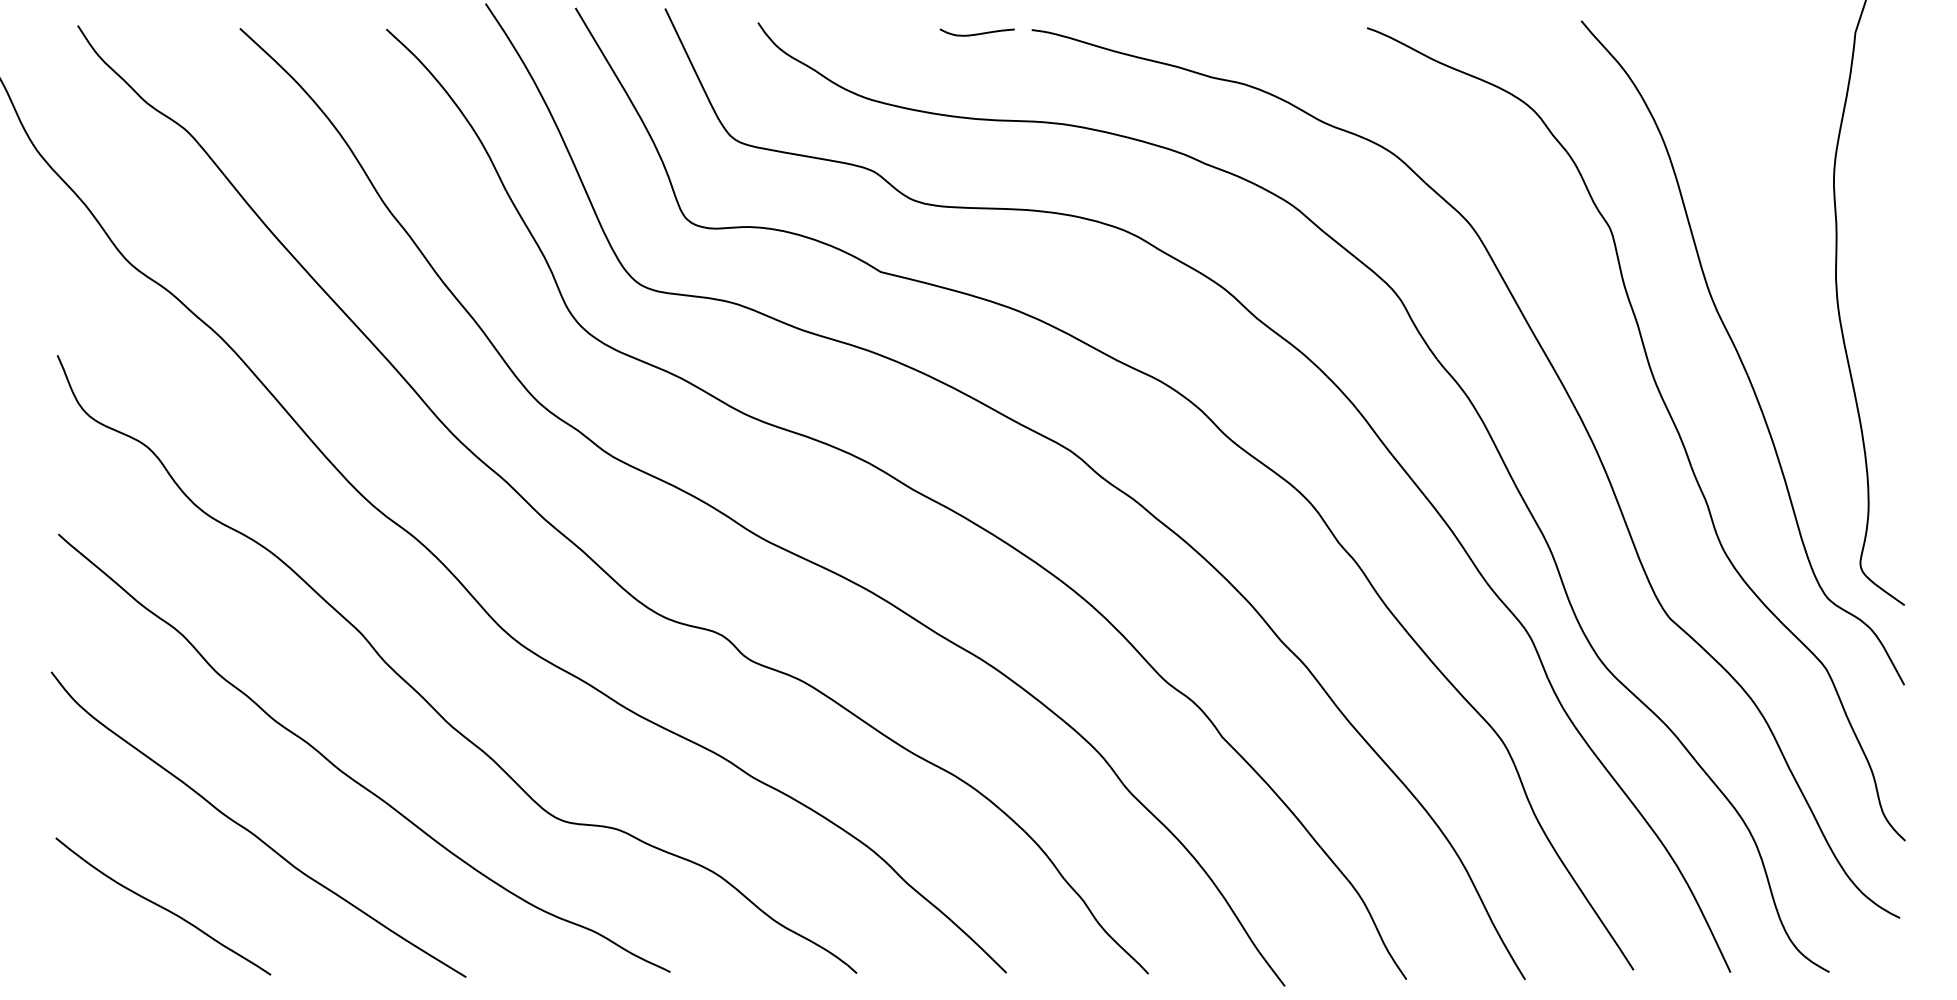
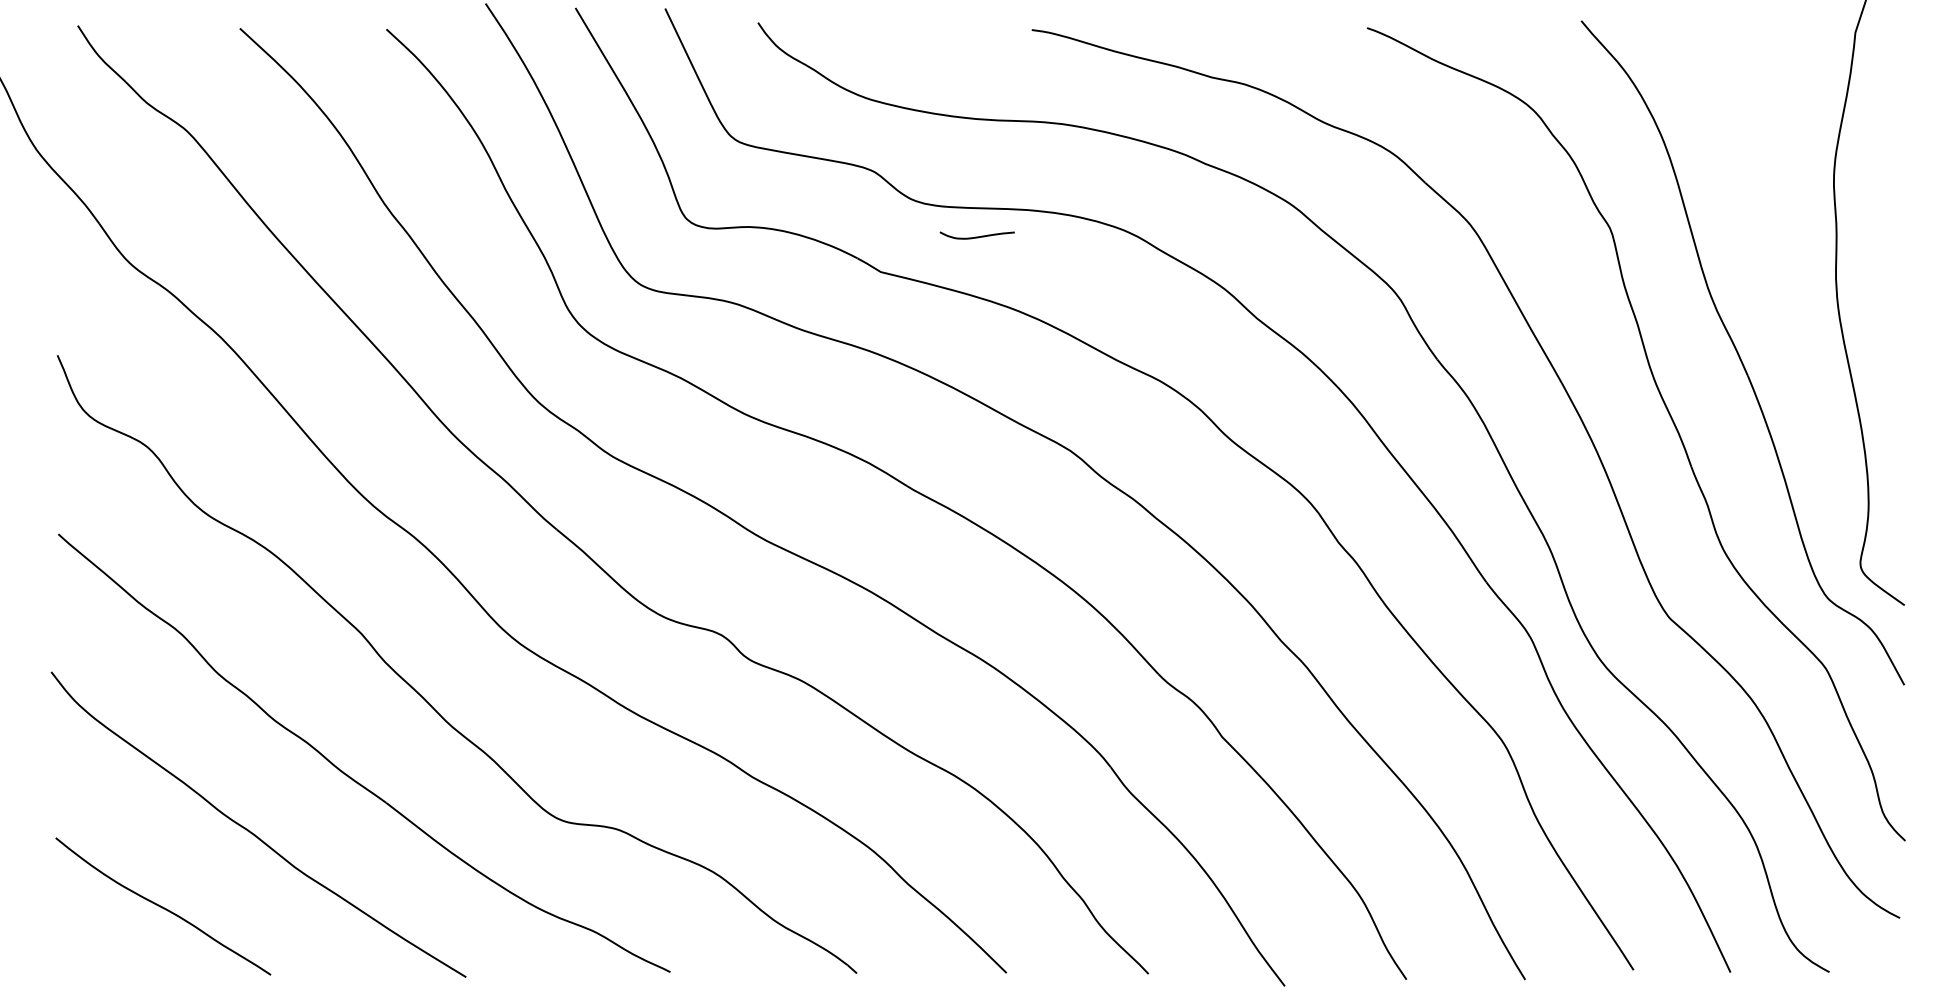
curve position: (976, 33) -> (976, 236) (976, 236)
